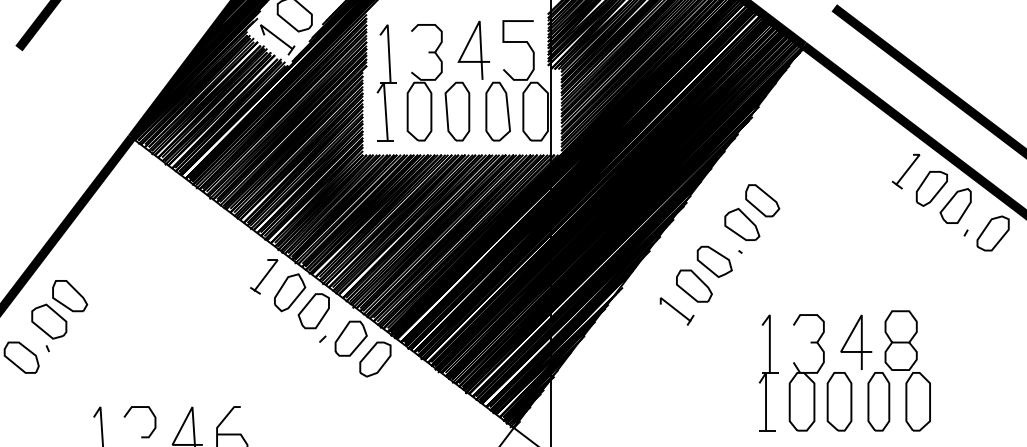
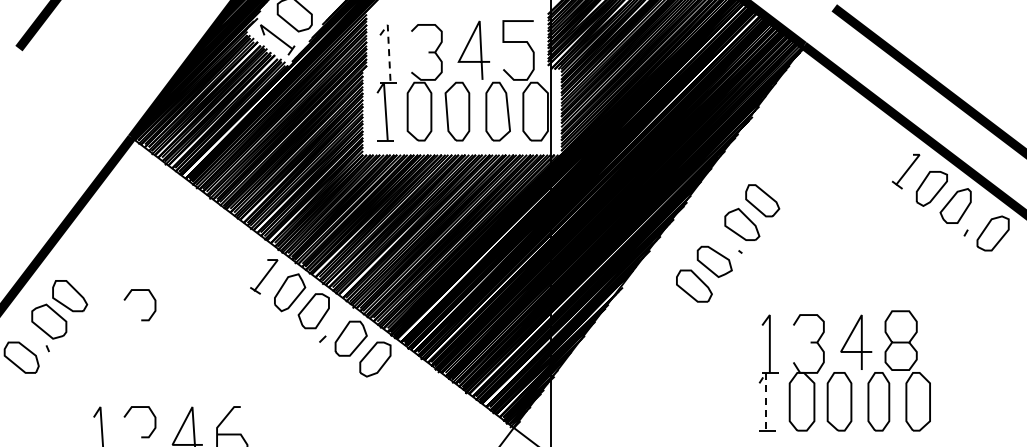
line: solid -> dashed (388, 46)
part: present -> none (676, 311)
curve: none -> present (141, 319)
line: solid -> dashed (766, 394)
